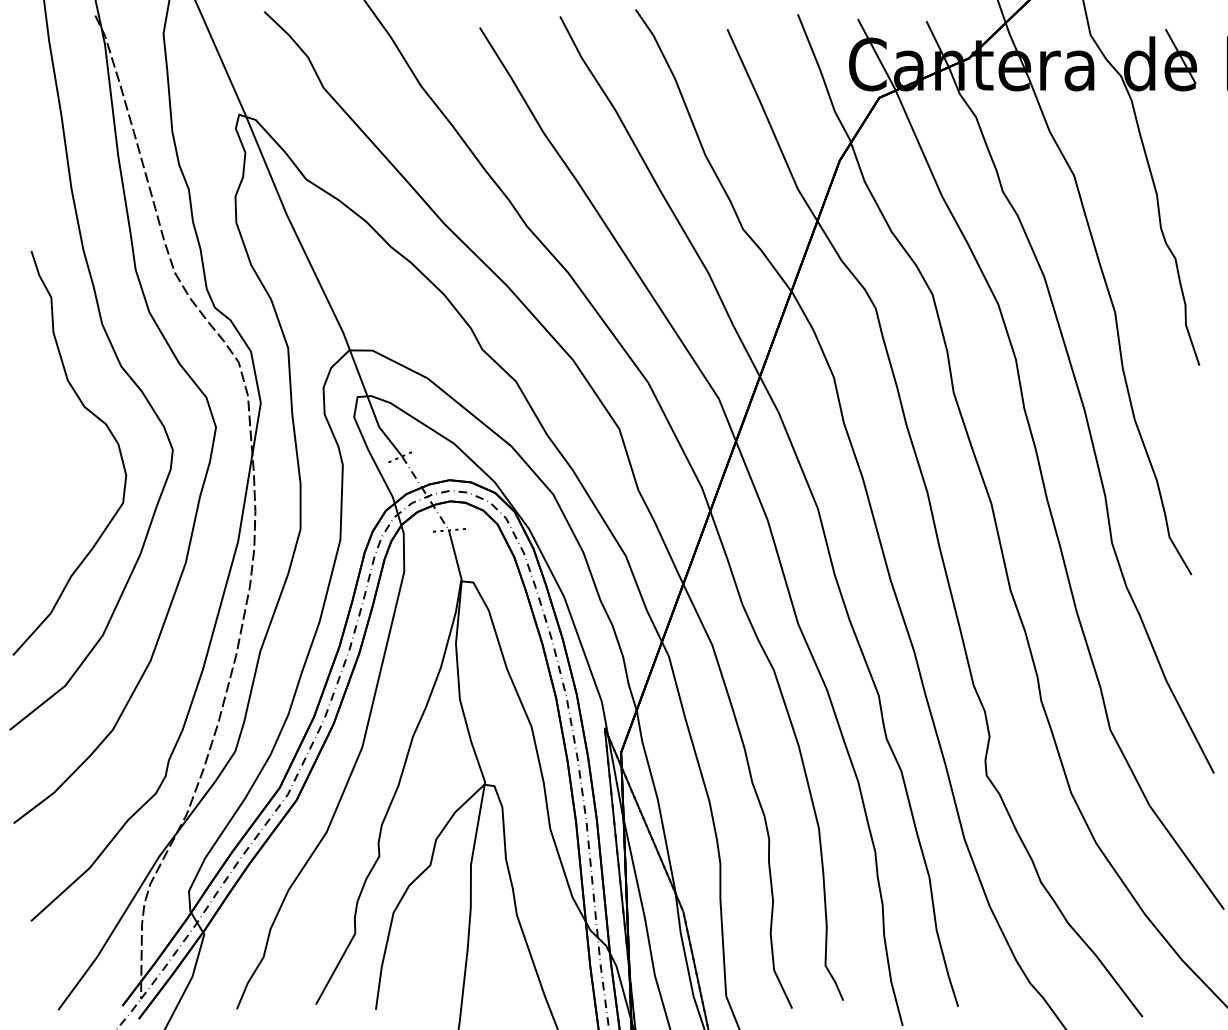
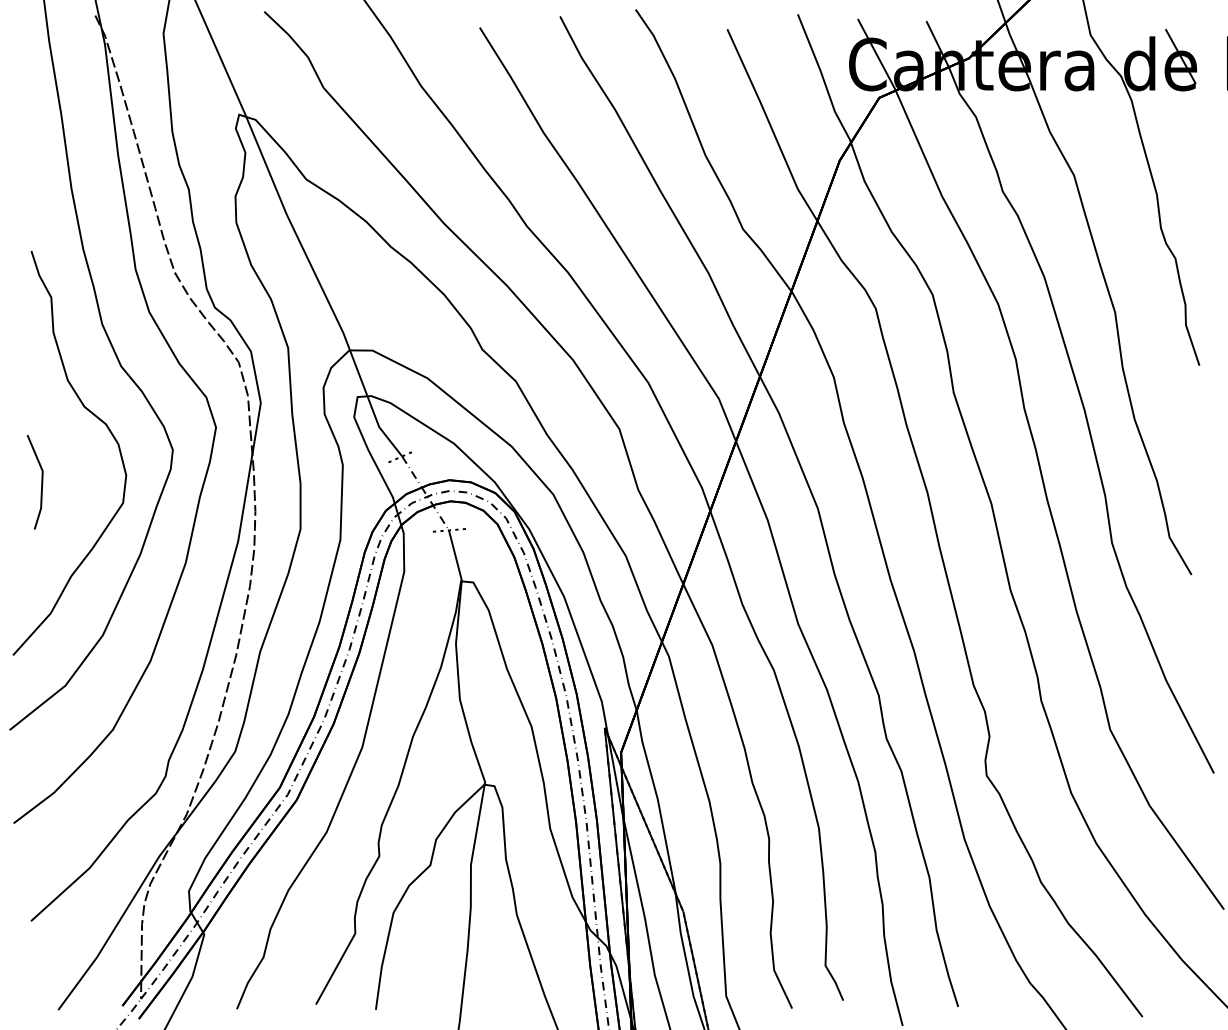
line: none -> present (41, 482)
